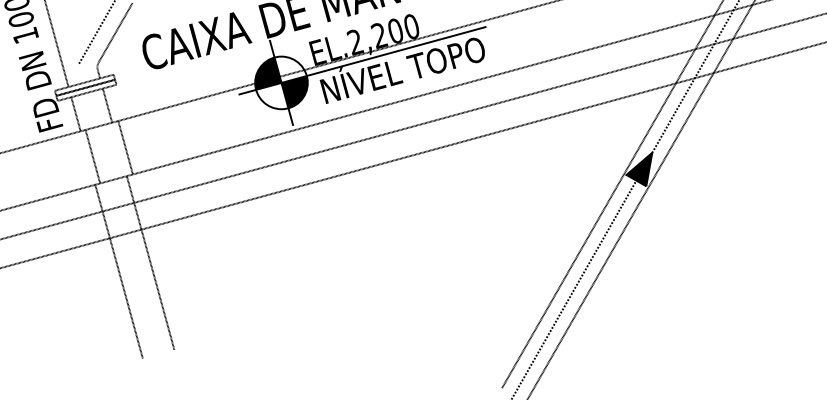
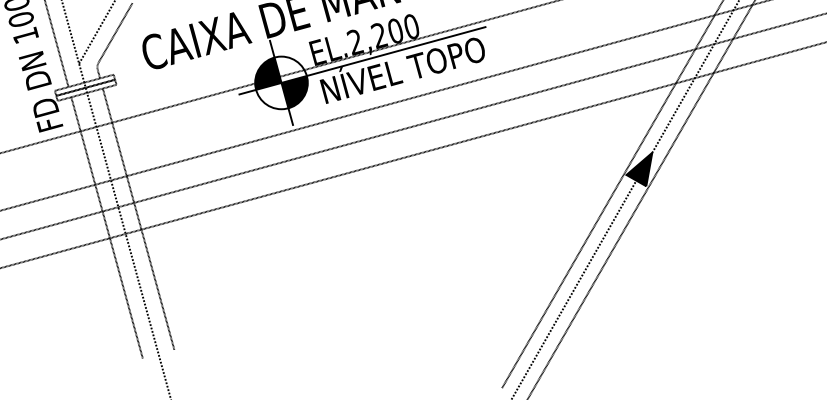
line position: (125, 147) -> (119, 149) (119, 149)
line position: (92, 156) -> (87, 157) (87, 157)
line: none -> present (116, 199)
